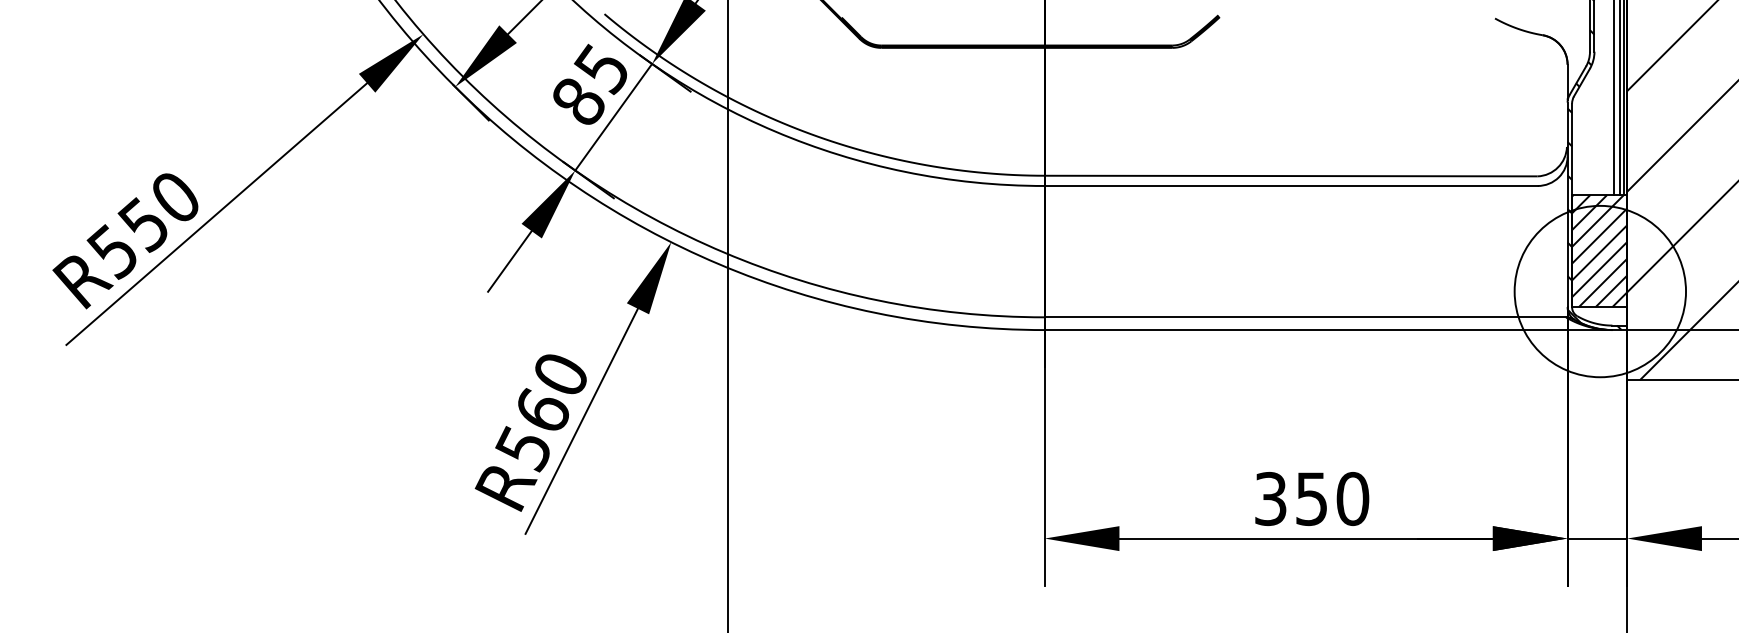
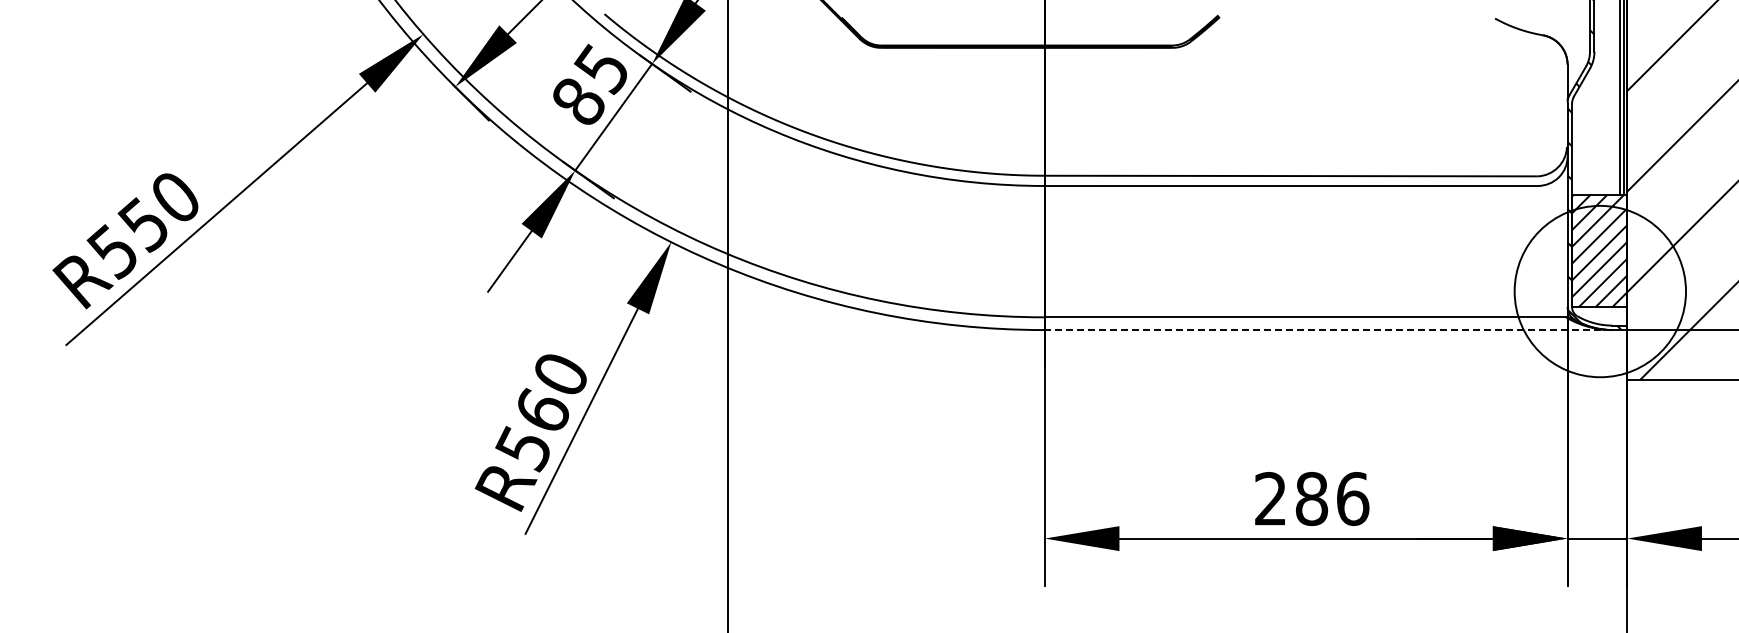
line: present -> none (1613, 98)
line: solid -> dashed (1328, 330)
text: 350 -> 286 (1312, 498)
